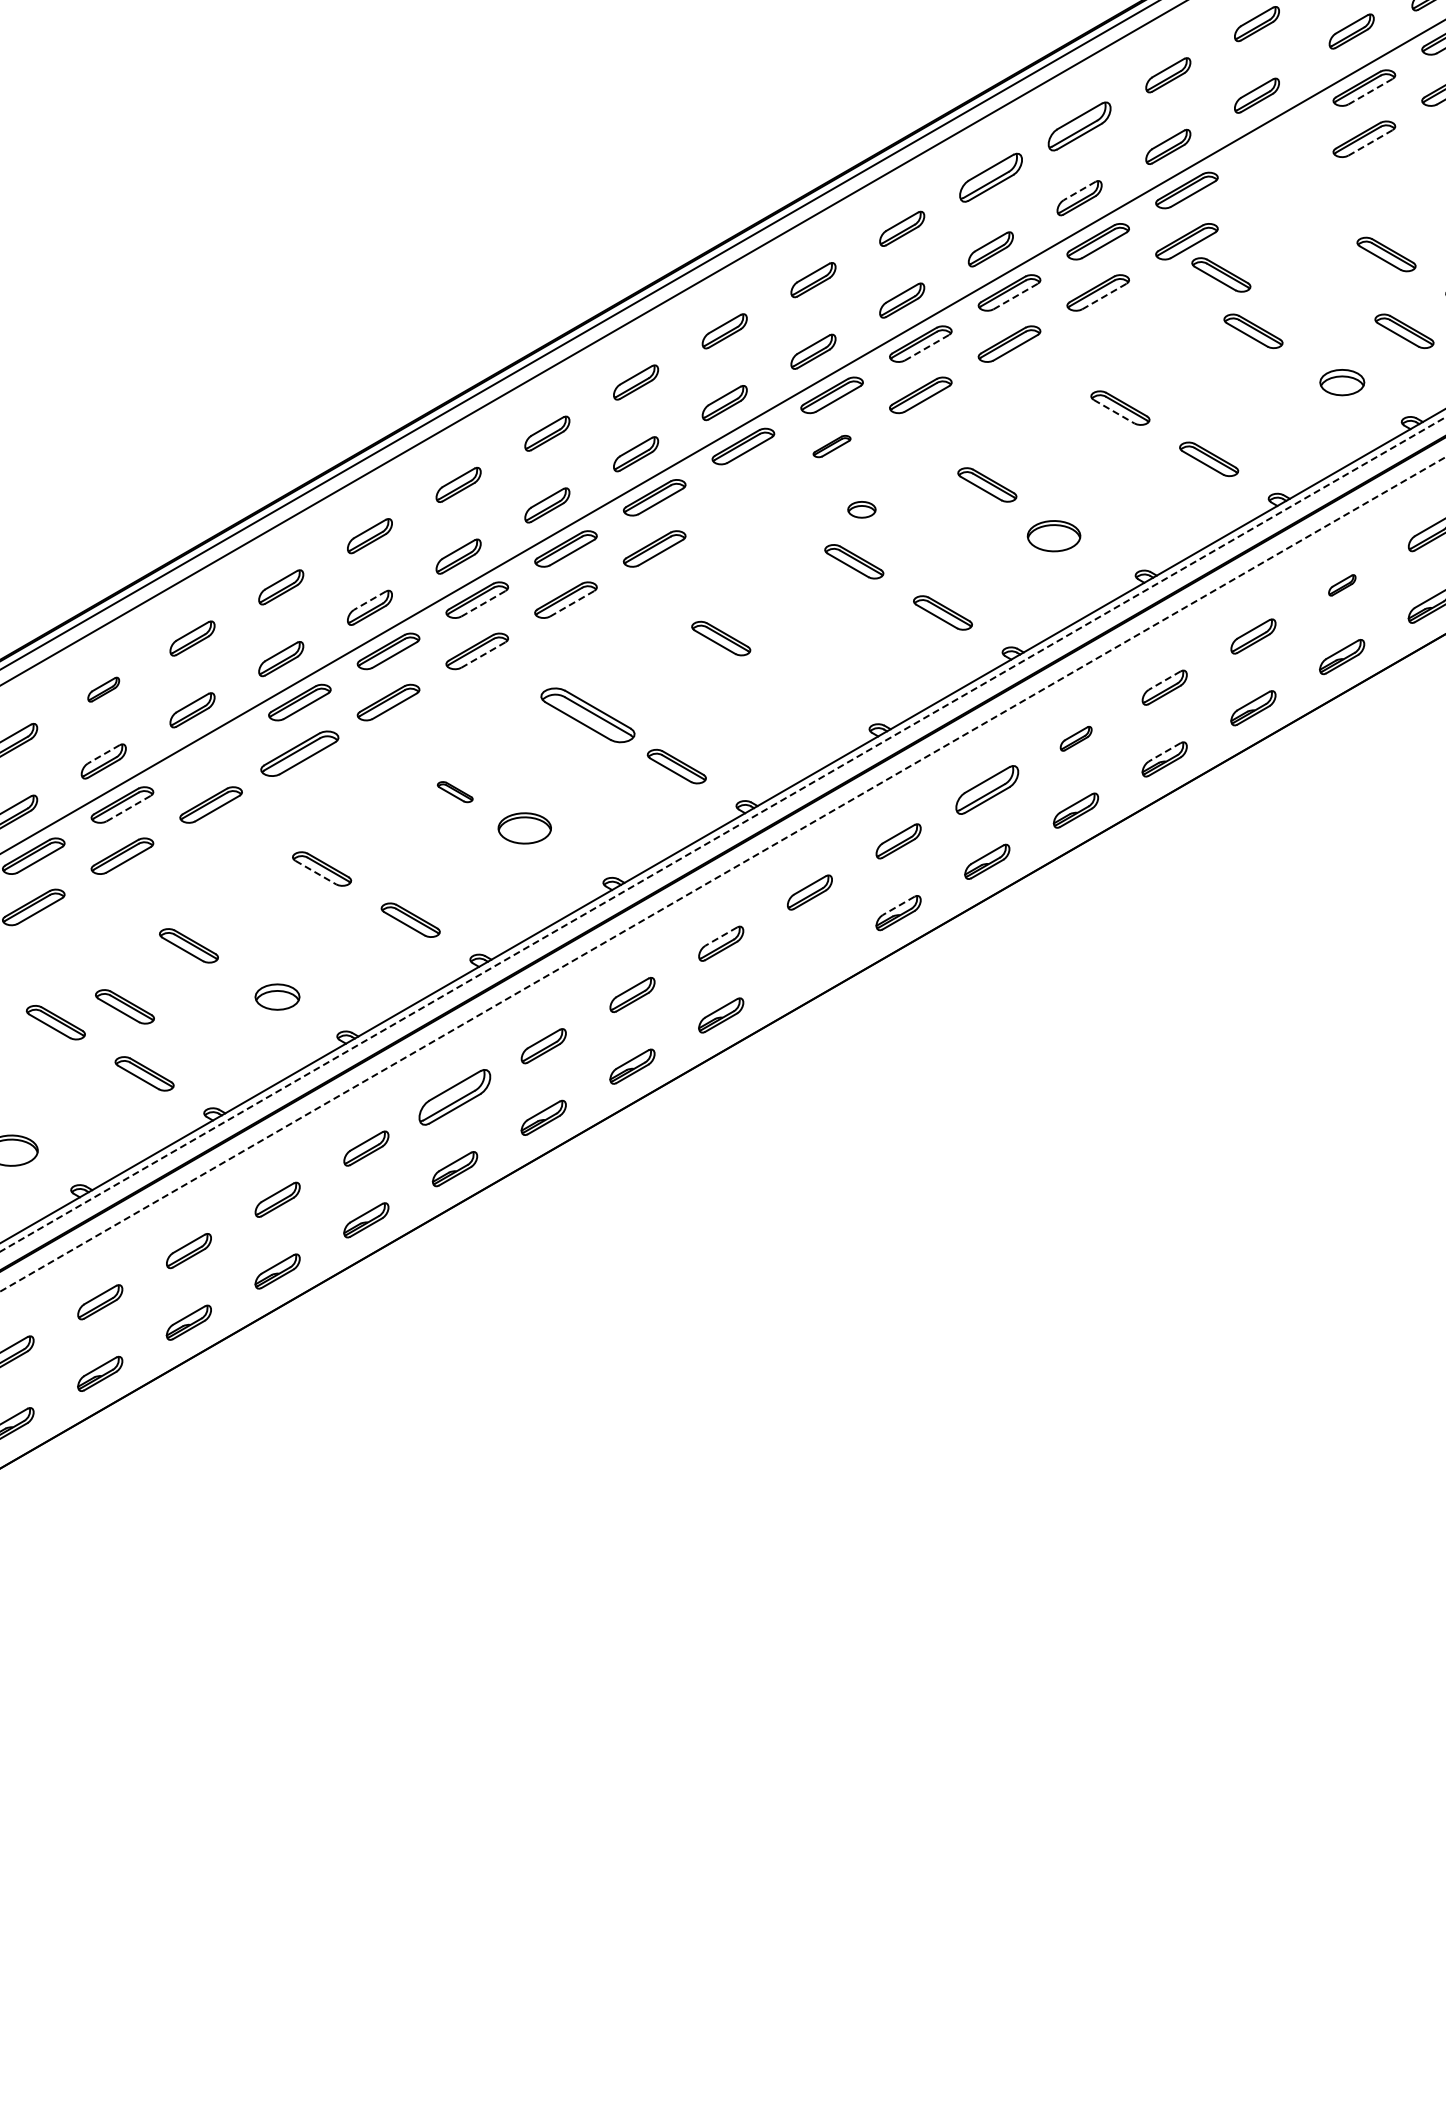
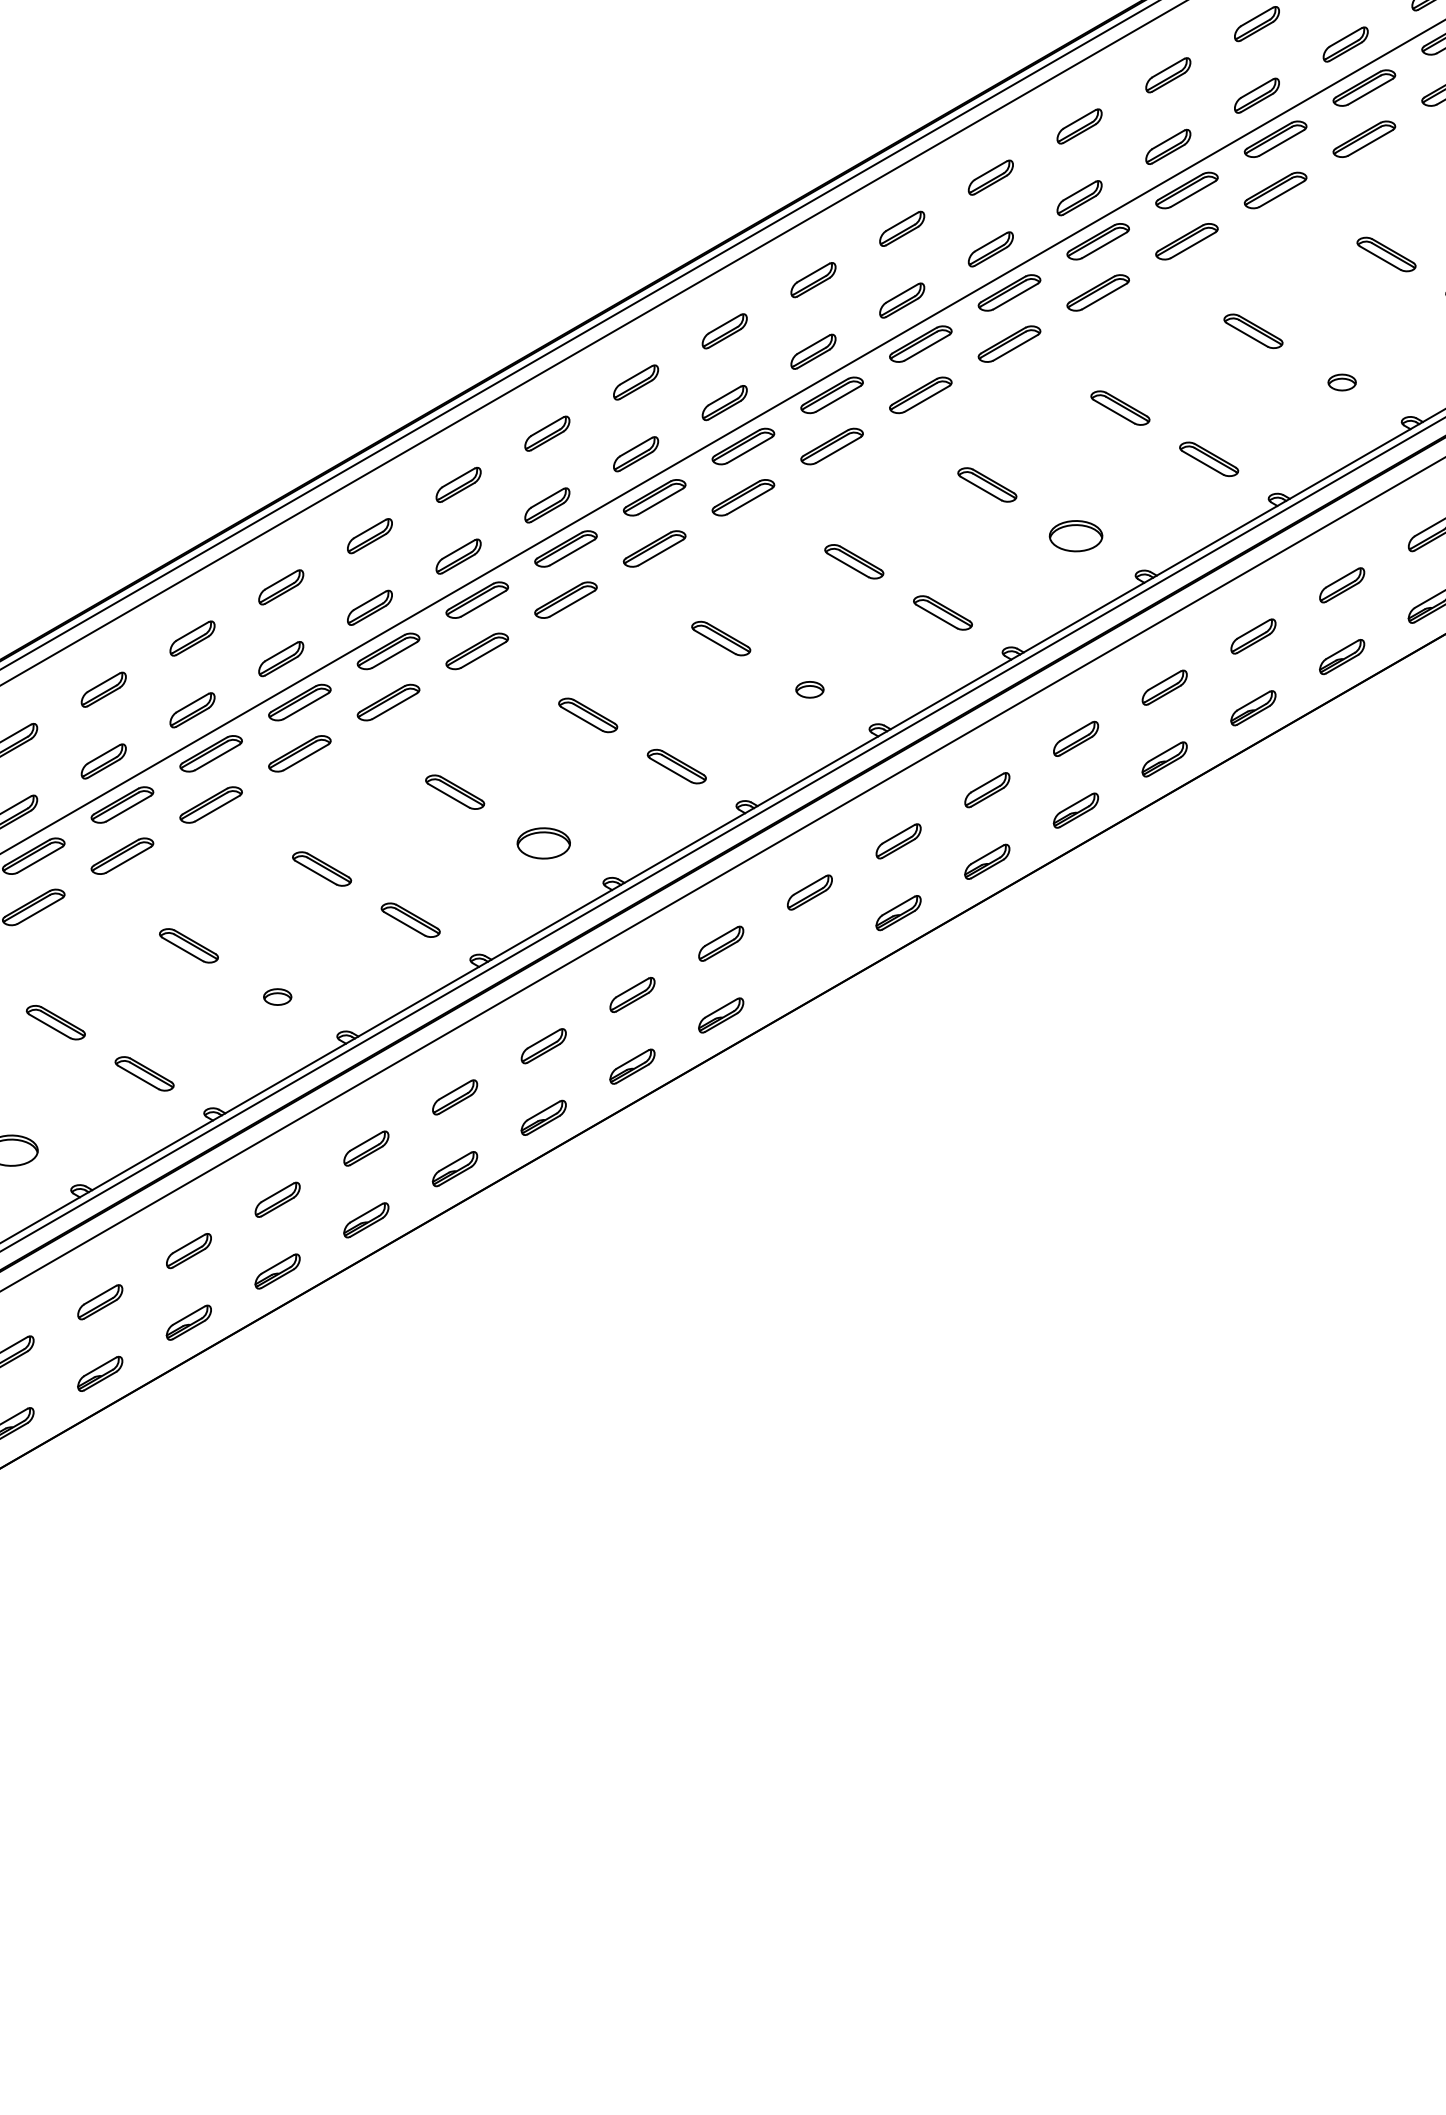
part position: (1351, 31) -> (1345, 44) (1345, 44)
line: dashed -> solid (1370, 91)
part size: 65x51 px -> 47x37 px (1079, 126)
part: none -> present (1275, 138)
line: dashed -> solid (1370, 142)
part size: 64x51 px -> 47x37 px (990, 177)
part: none -> present (1275, 190)
line: dashed -> solid (1079, 191)
part: present -> none (1221, 274)
line: dashed -> solid (1015, 296)
line: dashed -> solid (1104, 296)
part: present -> none (1404, 331)
line: dashed -> solid (927, 347)
part size: 47x28 px -> 30x19 px (1341, 382)
line: dashed -> solid (1114, 411)
part size: 40x24 px -> 64x39 px (831, 446)
part: none -> present (743, 497)
part position: (861, 509) -> (809, 689) (809, 689)
part position: (1053, 536) -> (1075, 536) (1075, 536)
part size: 29x23 px -> 47x37 px (1342, 585)
line: dashed -> solid (369, 600)
line: dashed -> solid (483, 603)
line: dashed -> solid (572, 603)
line: dashed -> solid (483, 655)
line: dashed -> solid (1164, 680)
part size: 34x27 px -> 47x37 px (103, 689)
part size: 96x57 px -> 61x37 px (588, 715)
part size: 34x26 px -> 47x37 px (1076, 738)
line: dashed -> solid (1164, 752)
part: none -> present (210, 753)
part size: 80x47 px -> 64x38 px (299, 753)
line: dashed -> solid (103, 754)
part size: 65x50 px -> 47x37 px (987, 790)
part size: 38x23 px -> 61x36 px (455, 791)
line: dashed -> solid (128, 808)
part position: (524, 828) -> (543, 843) (543, 843)
line: dashed -> solid (722, 834)
line: dashed -> solid (315, 872)
line: dashed -> solid (722, 874)
line: dashed -> solid (898, 906)
line: dashed -> solid (720, 936)
part size: 47x28 px -> 30x18 px (277, 996)
part: present -> none (124, 1006)
part size: 74x57 px -> 47x37 px (455, 1097)
